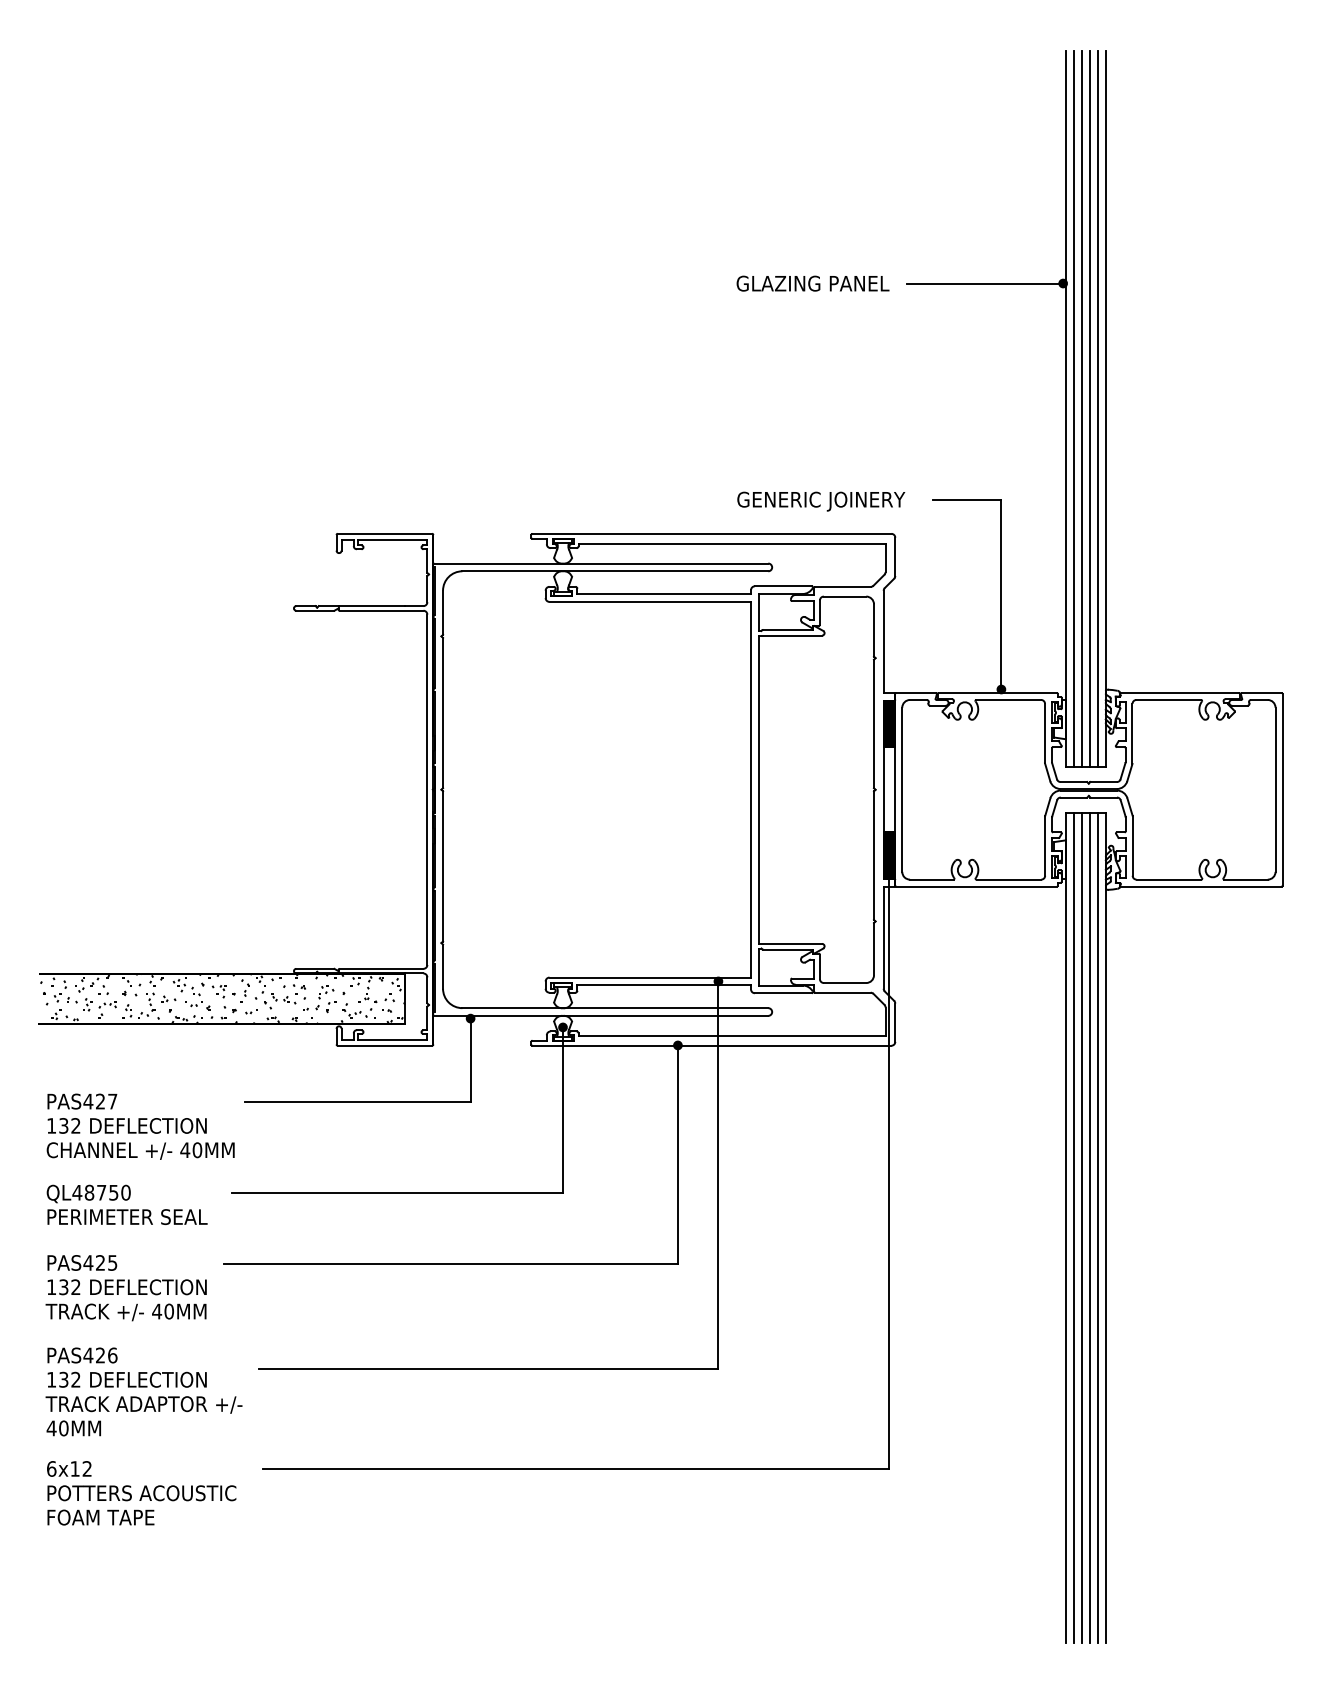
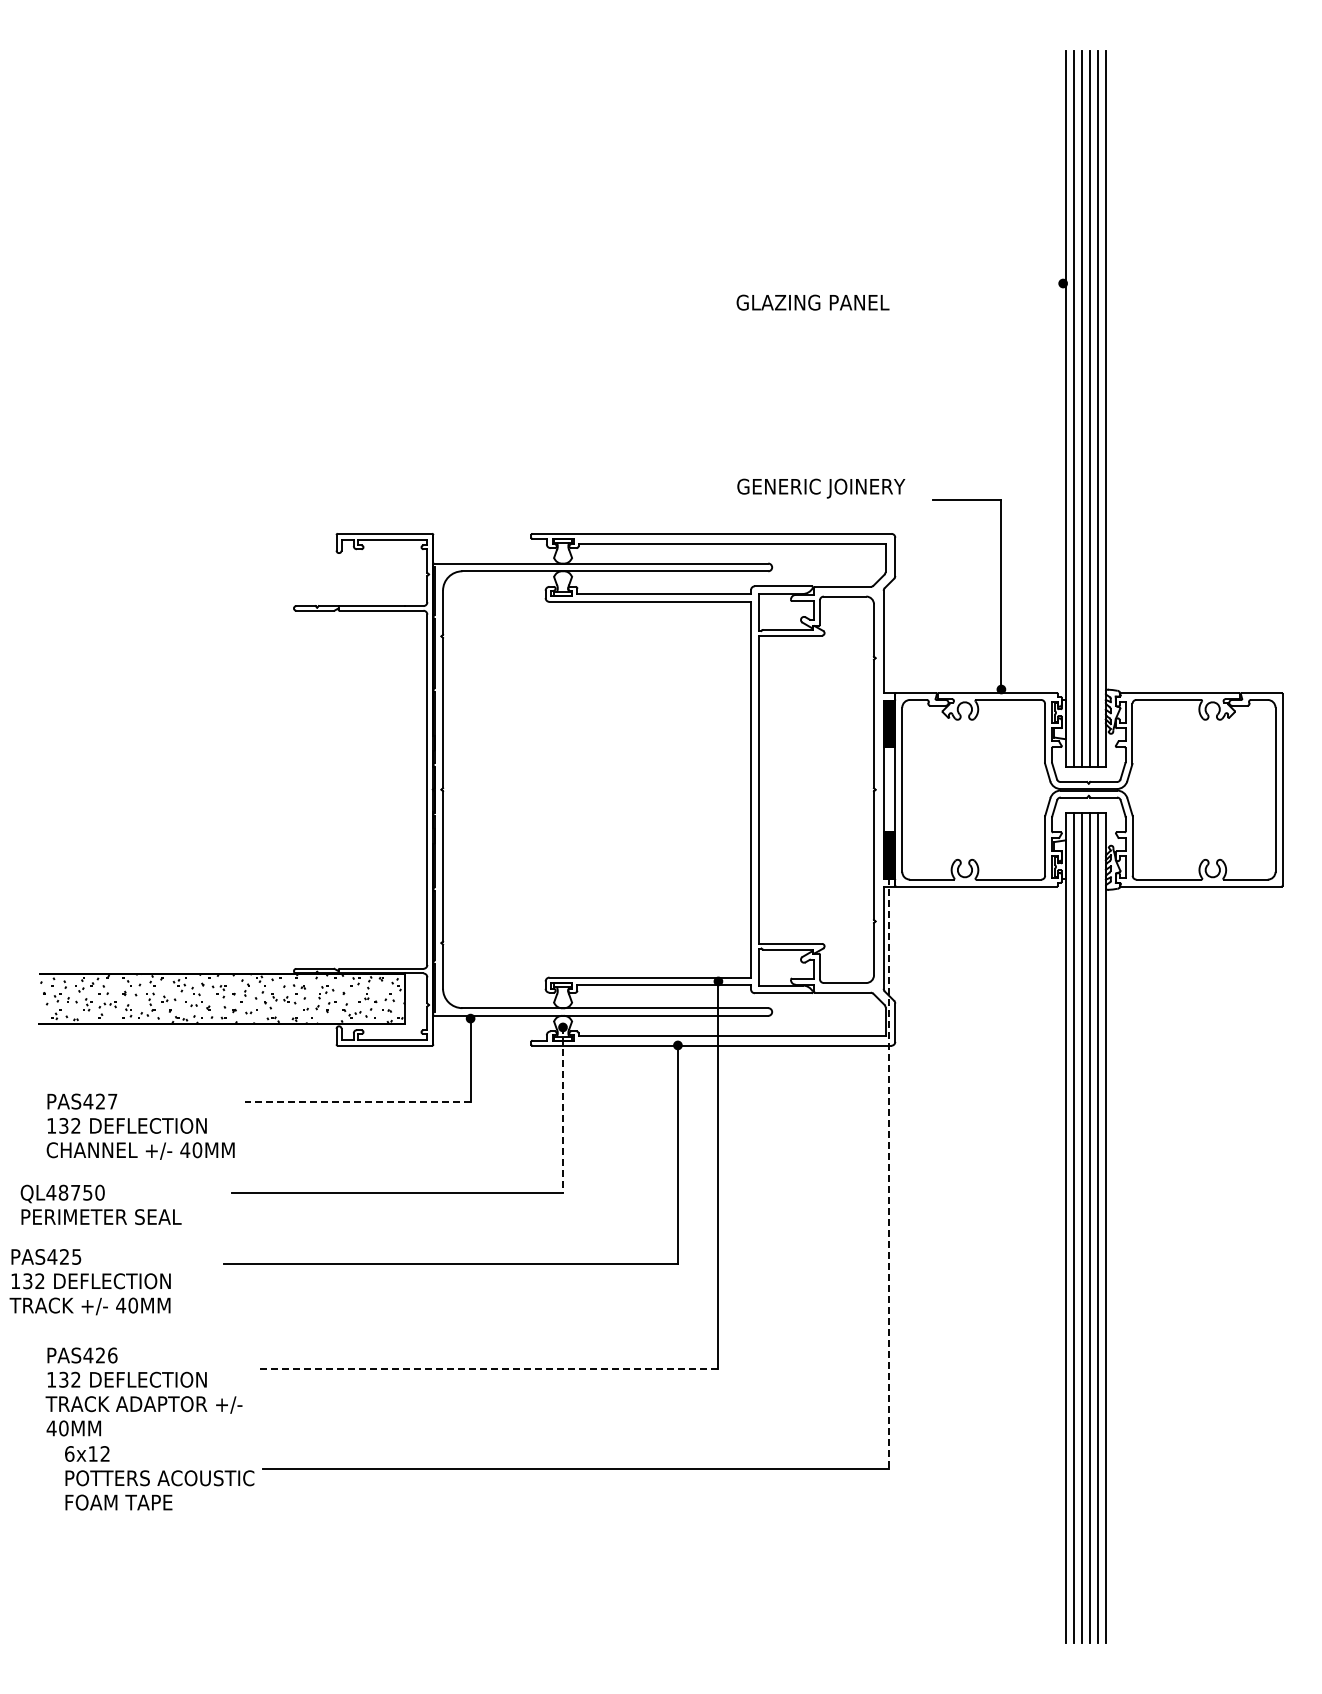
text position: (812, 283) -> (812, 302) (812, 302)
line: present -> none (984, 283)
text position: (821, 501) -> (821, 488) (821, 488)
line: solid -> dashed (357, 1102)
line: solid -> dashed (563, 1110)
line: solid -> dashed (888, 1168)
text position: (126, 1204) -> (100, 1204) (100, 1204)
text position: (125, 1288) -> (89, 1282) (89, 1282)
line: solid -> dashed (488, 1368)
text position: (141, 1493) -> (159, 1478) (159, 1478)
